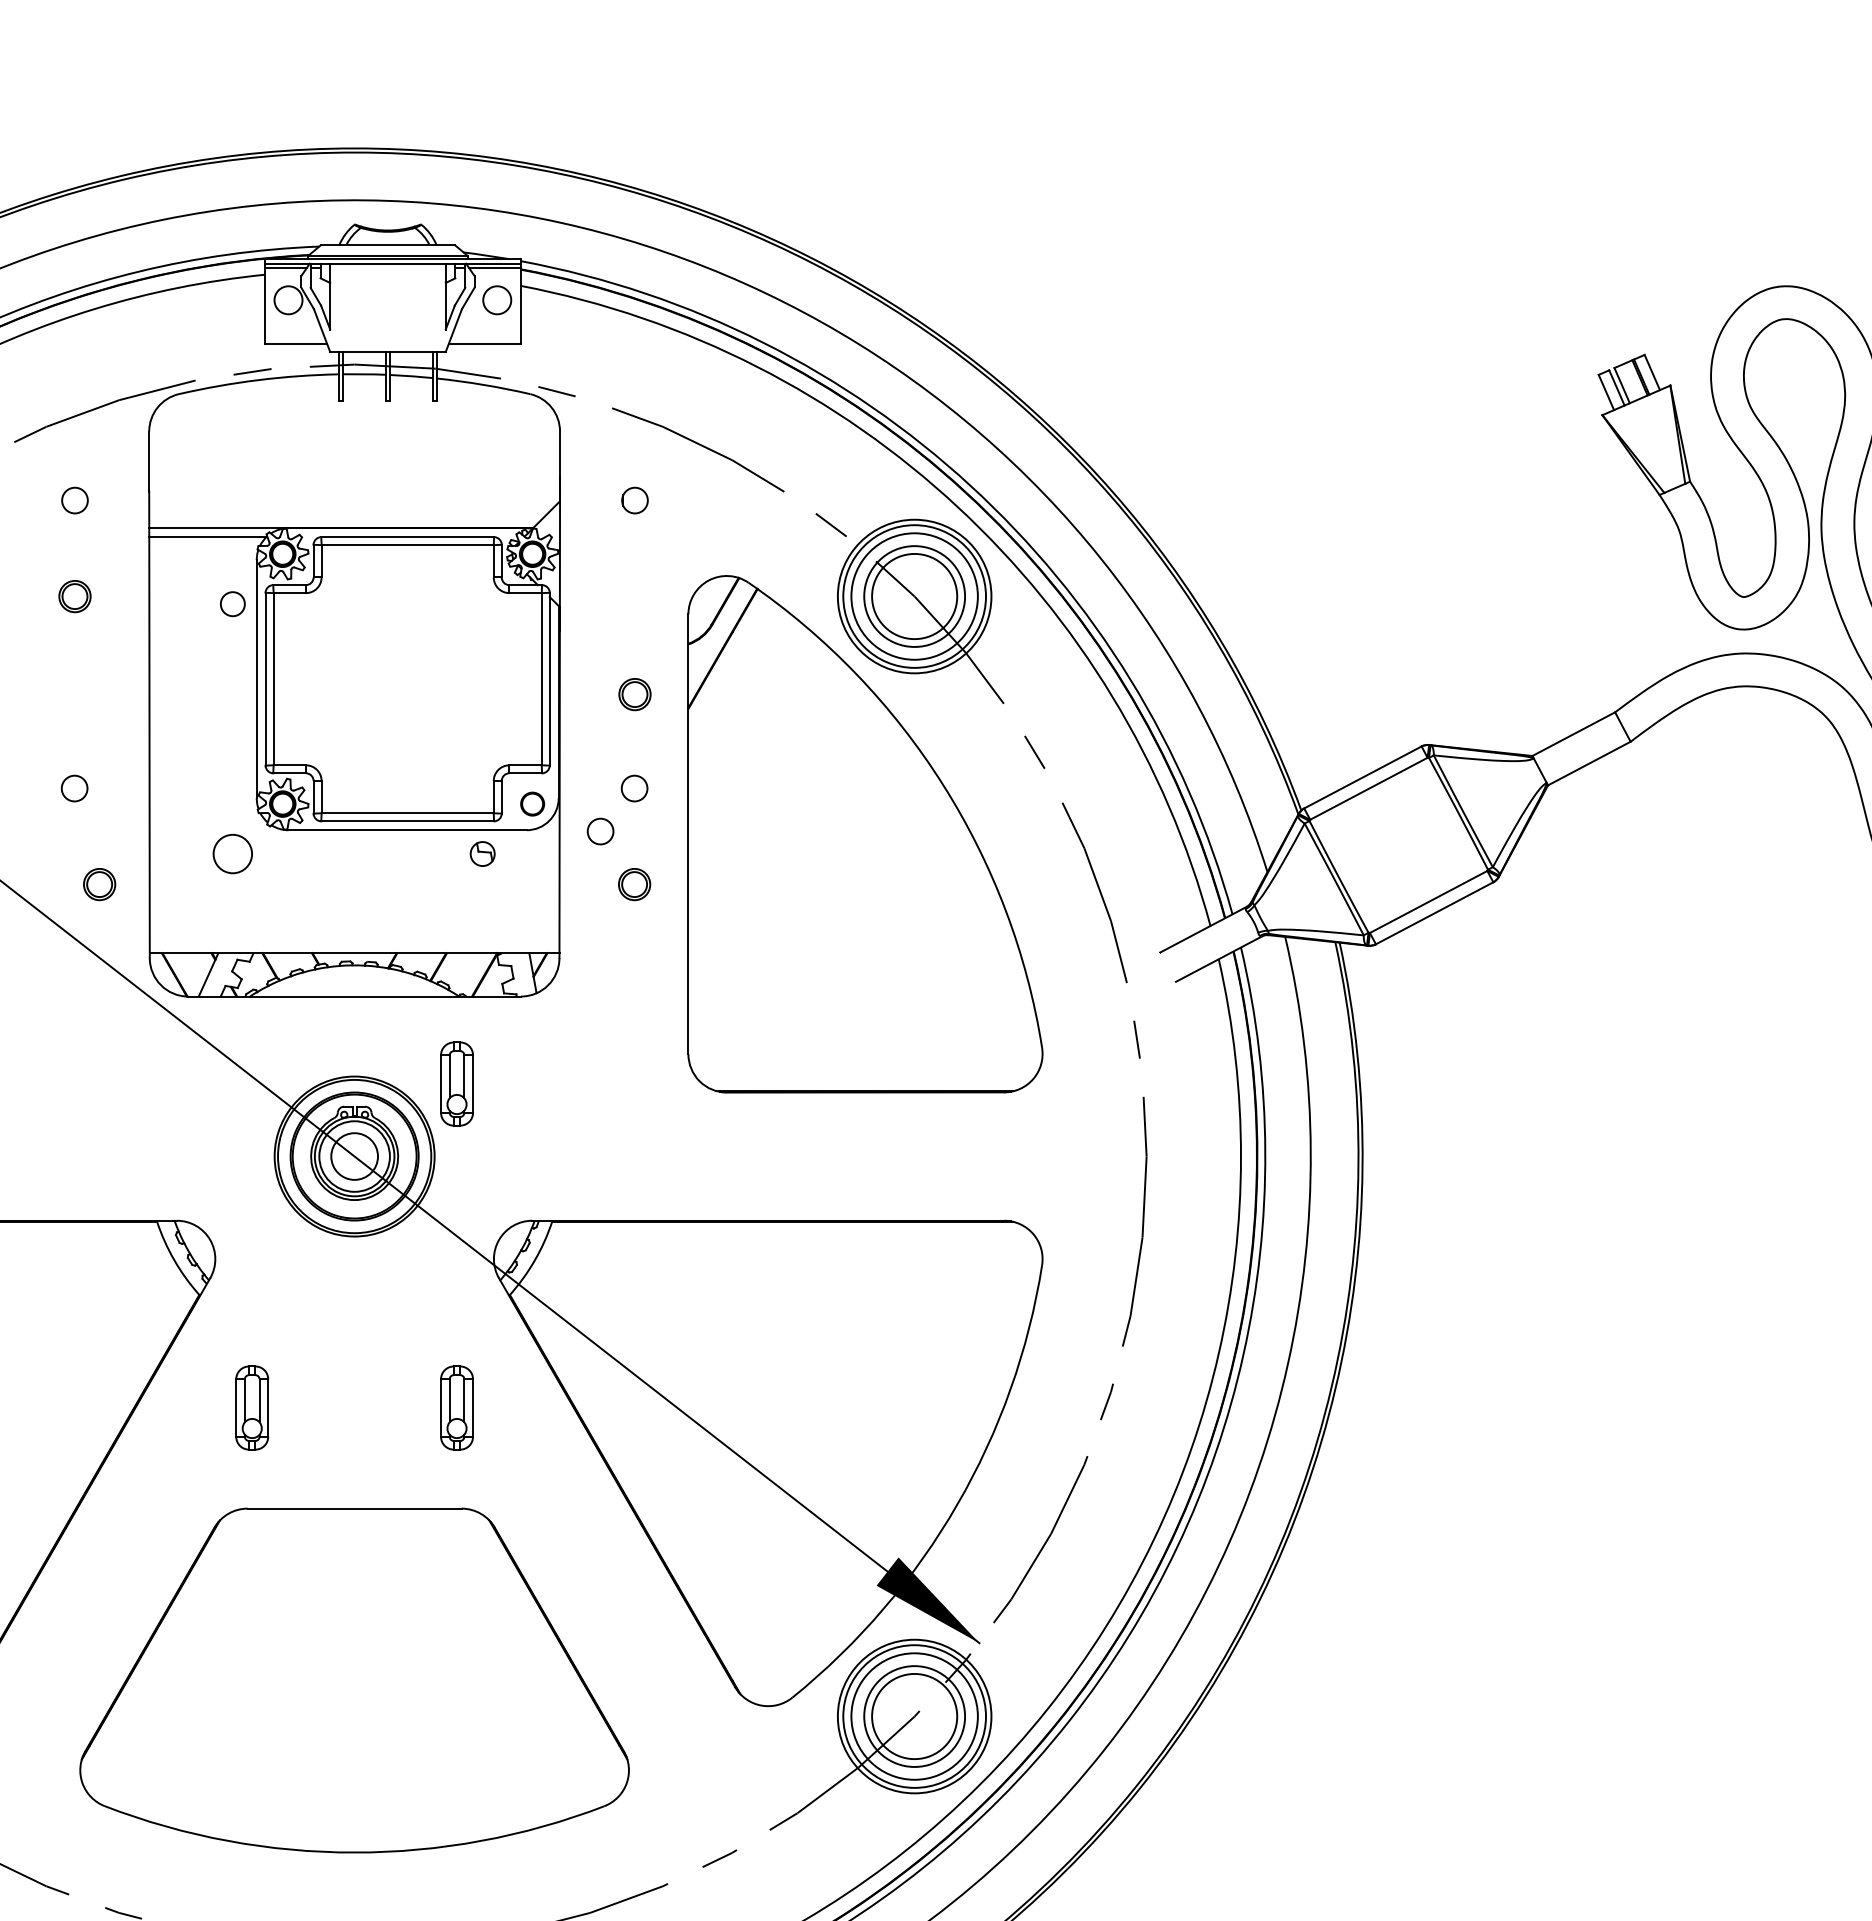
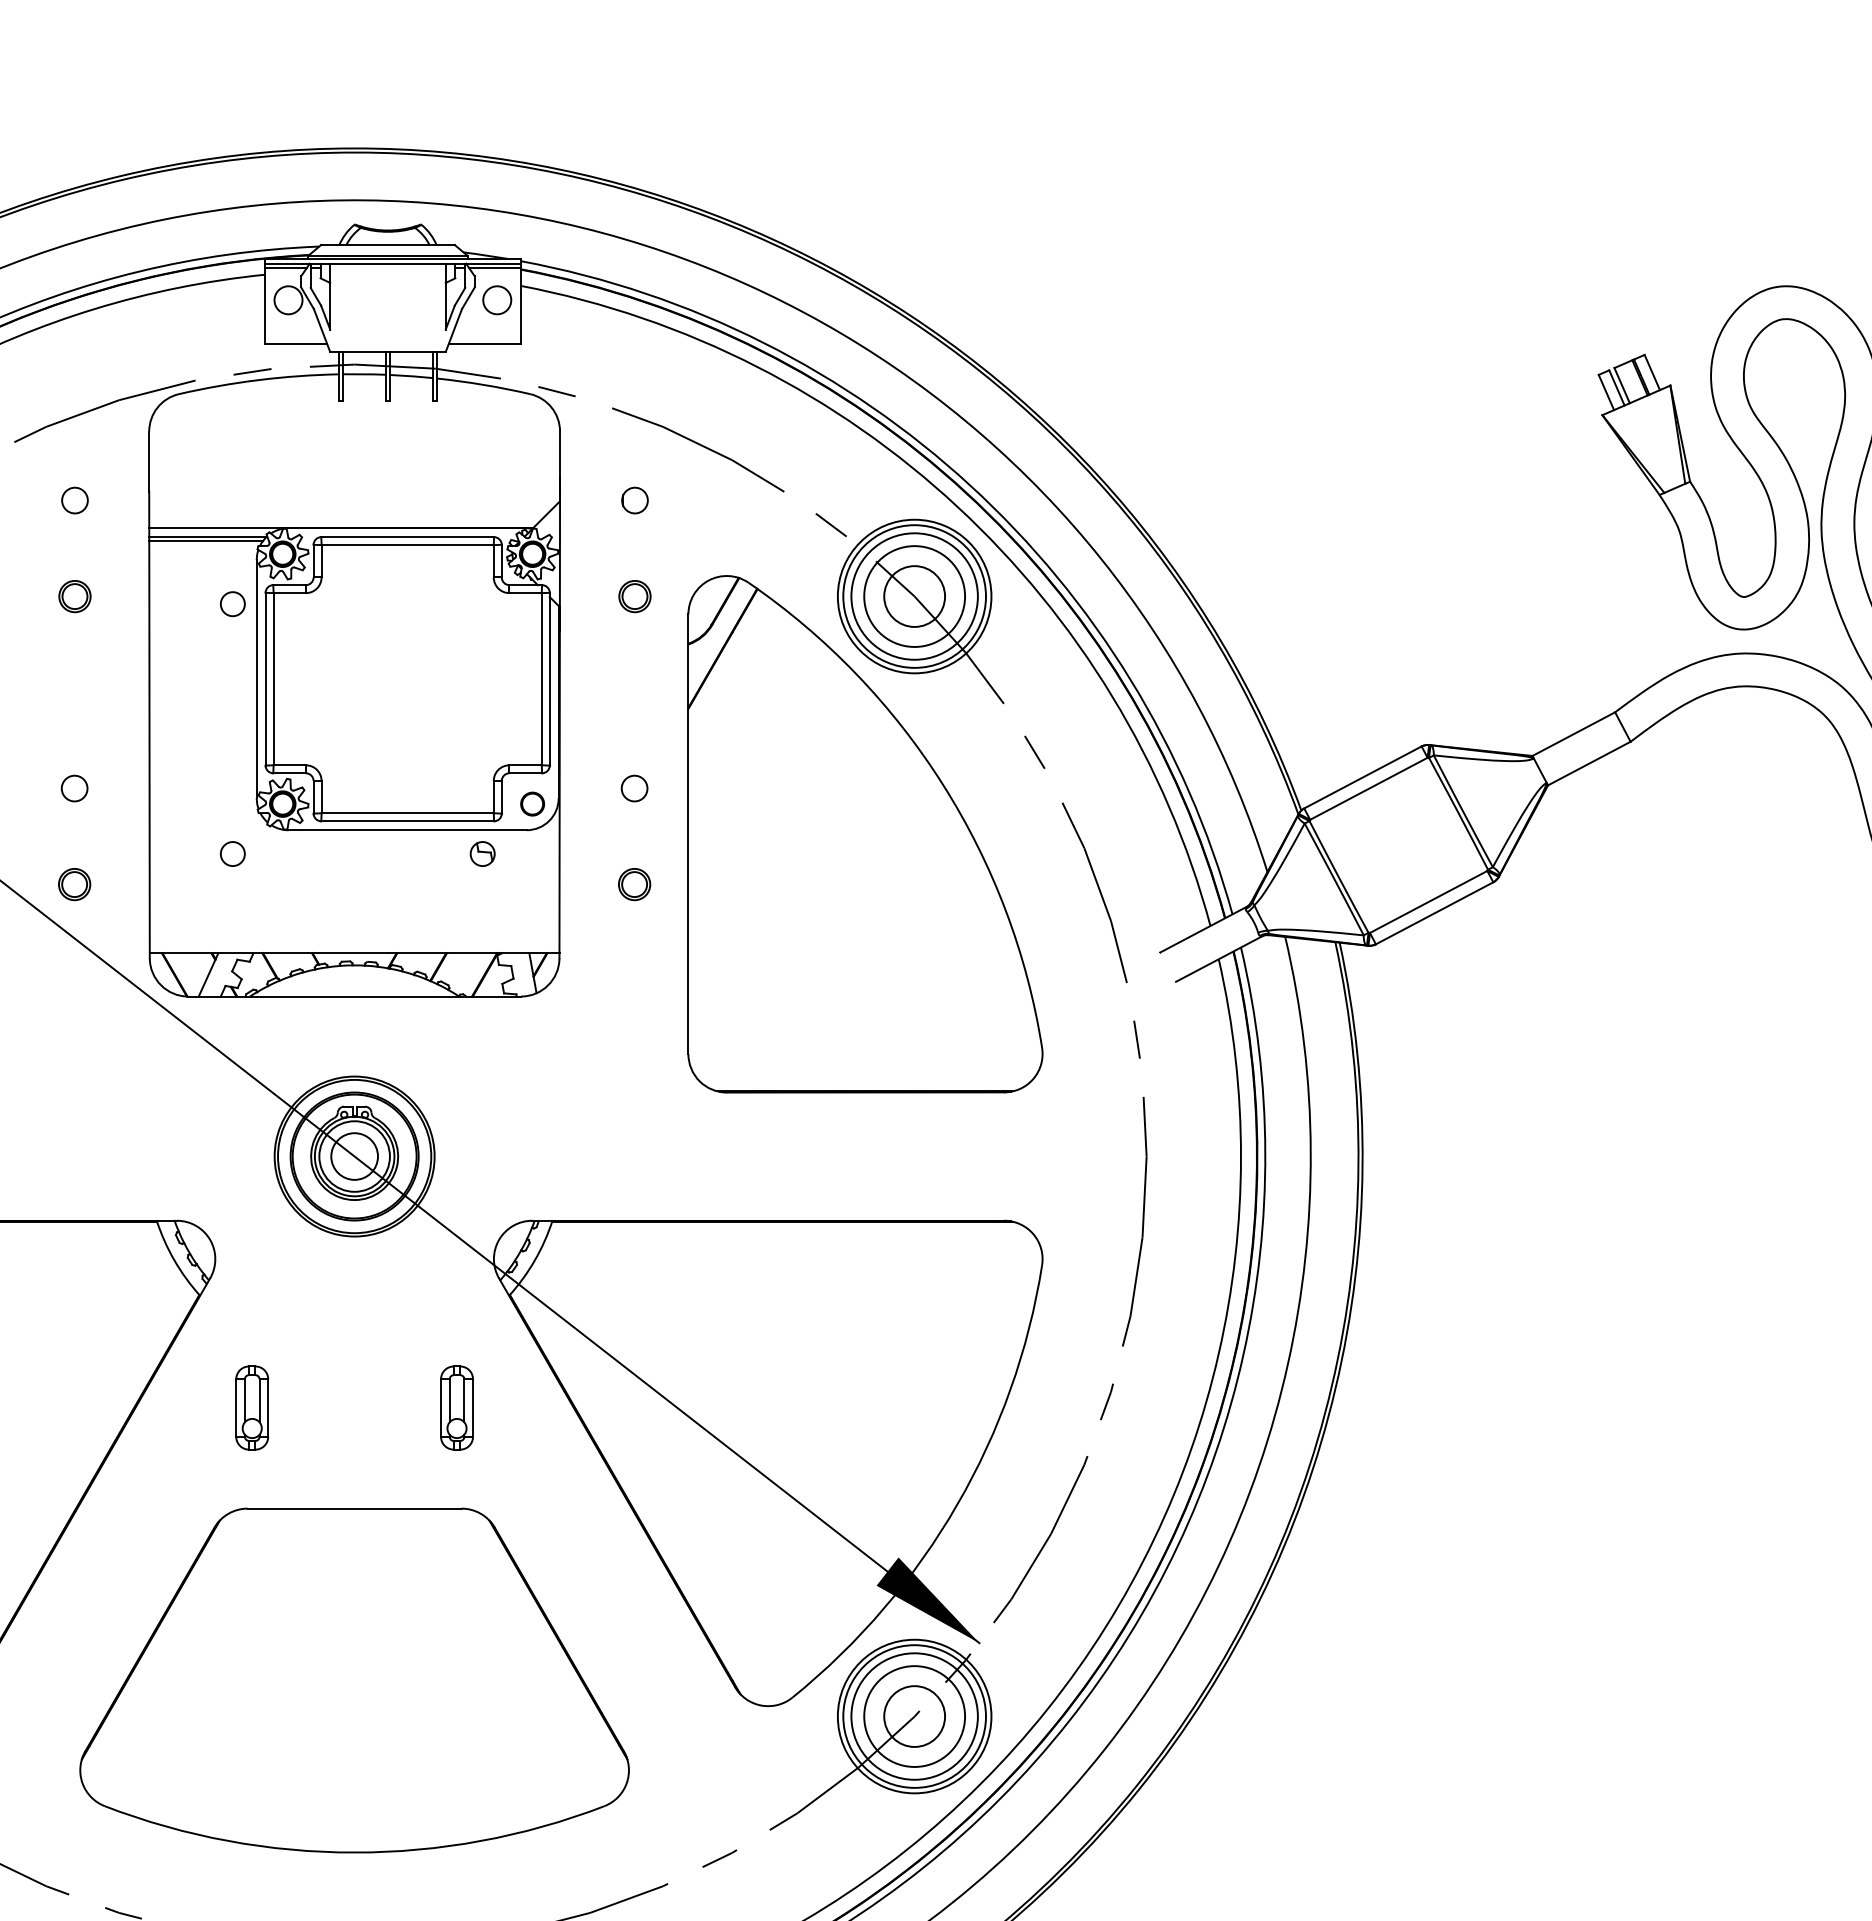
line: none -> present (206, 540)
circle diameter: 85 px -> 61 px (914, 596)
part position: (634, 694) -> (634, 596) (634, 596)
circle: present -> none (600, 831)
circle diameter: 38 px -> 24 px (232, 854)
part position: (99, 884) -> (74, 884) (74, 884)
part: present -> none (456, 1083)
circle diameter: 85 px -> 61 px (914, 1716)
